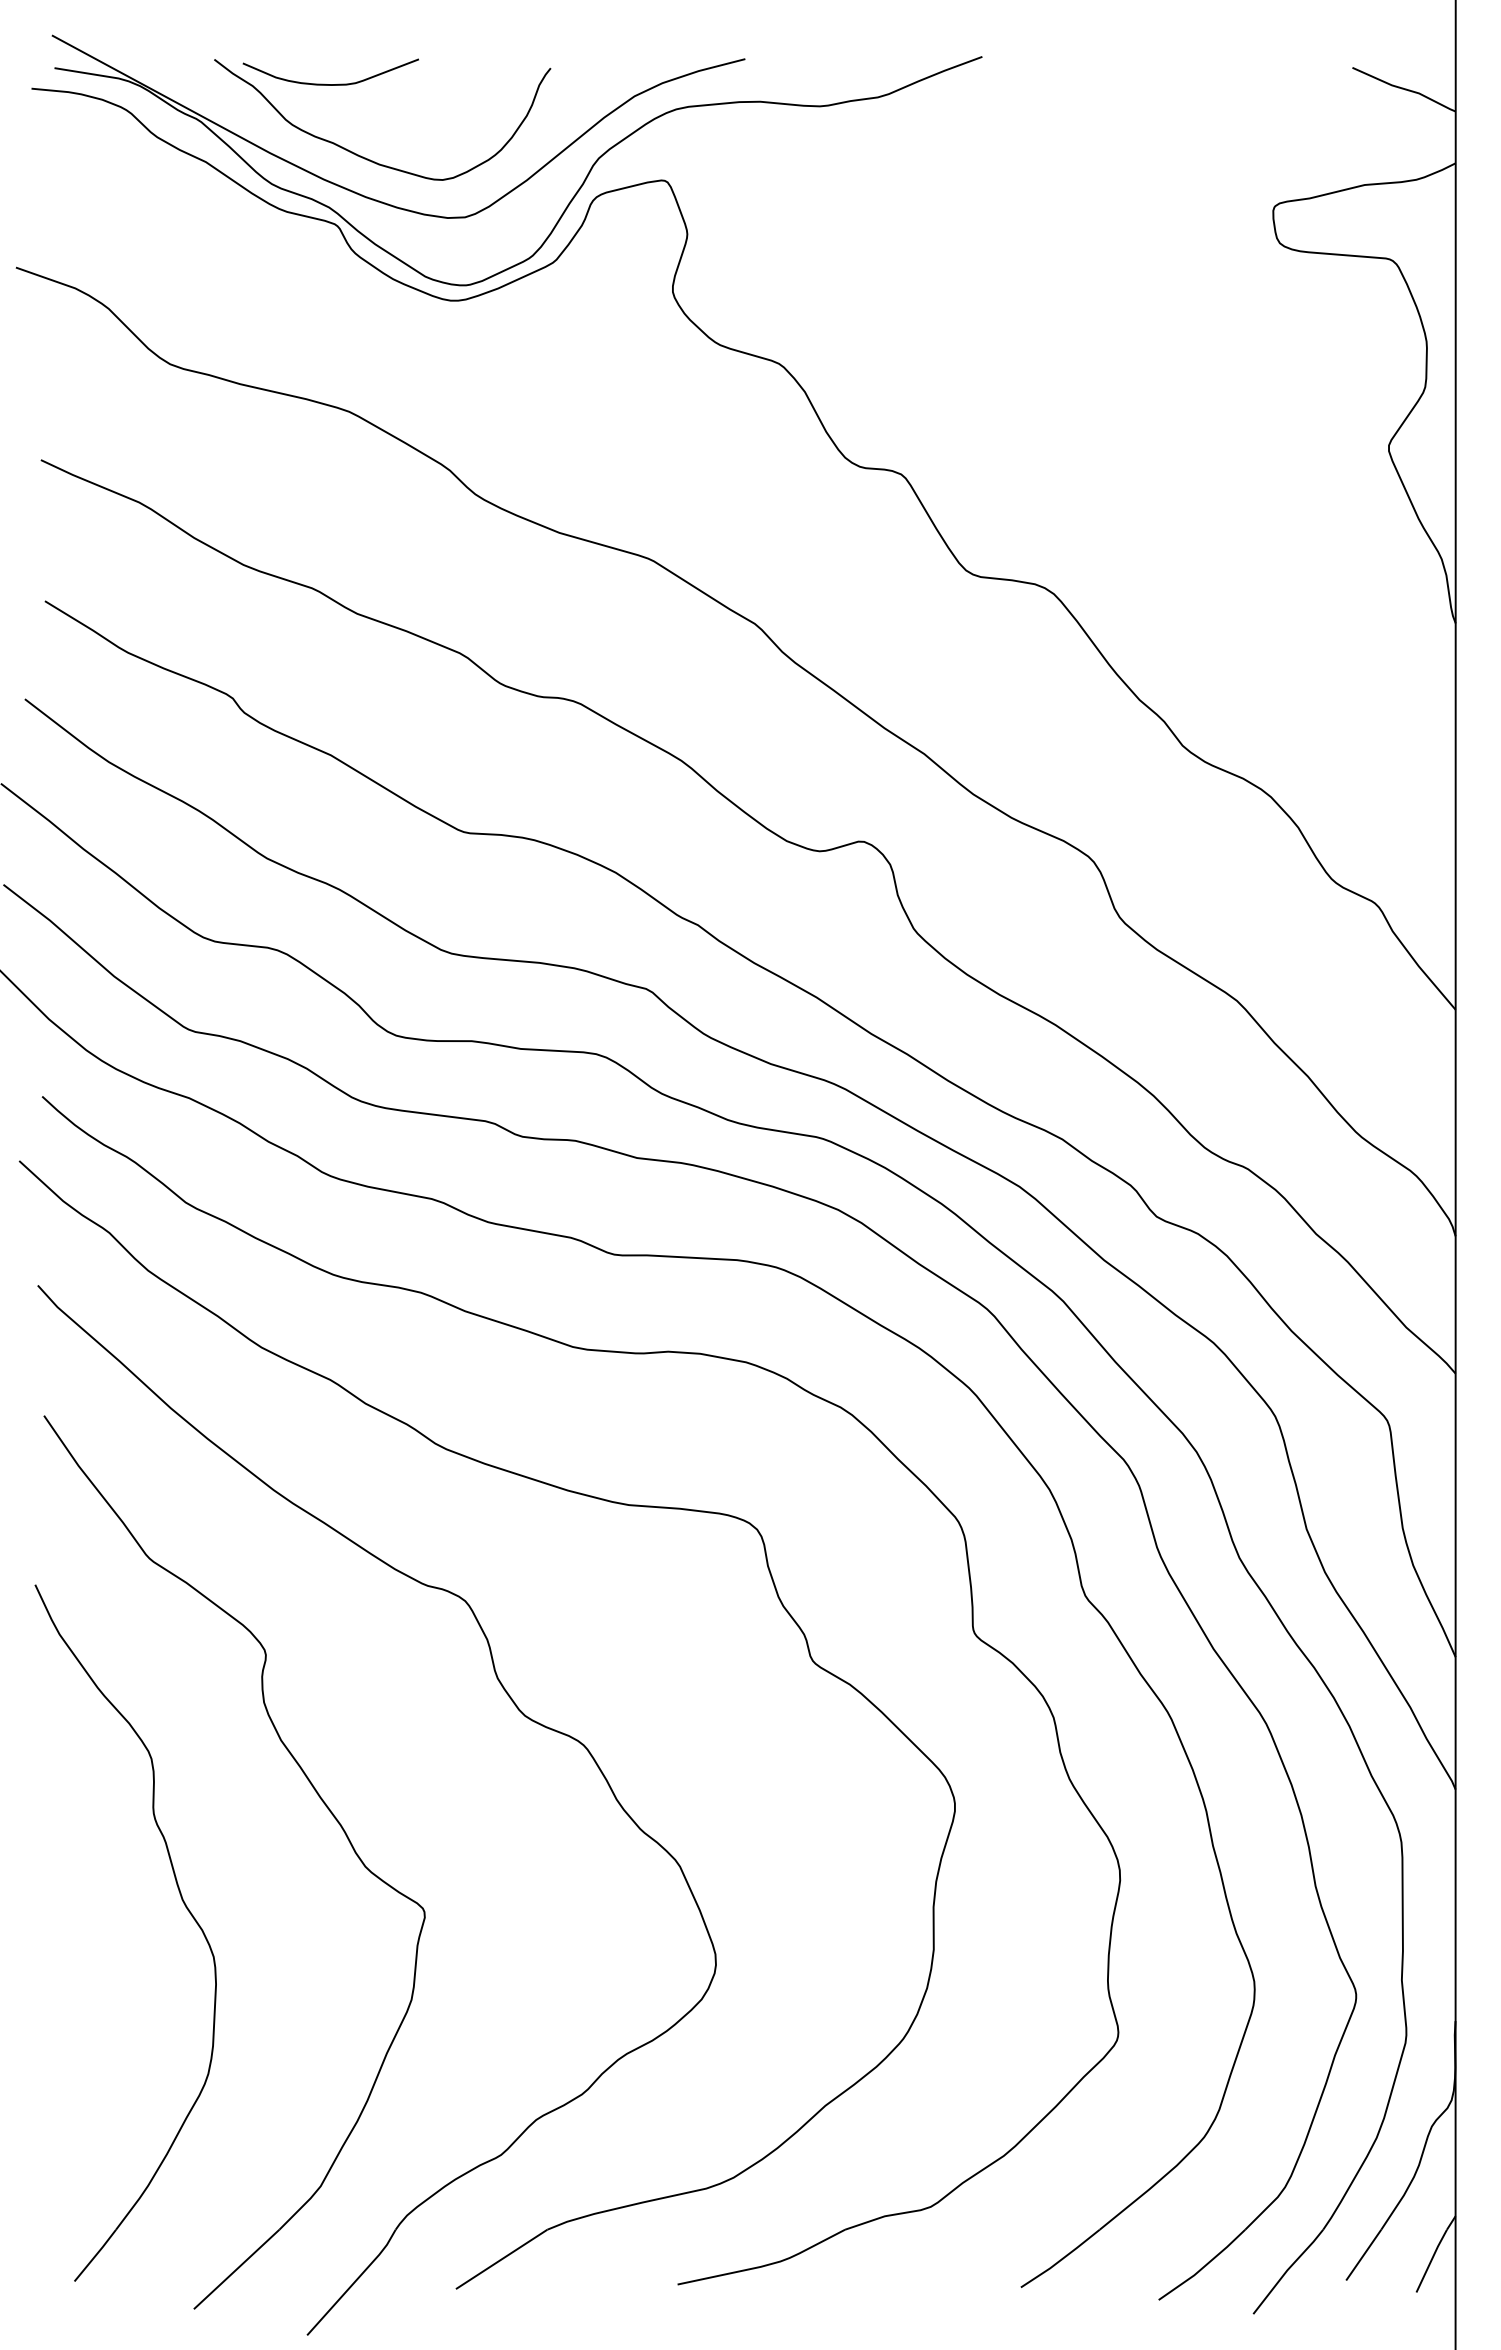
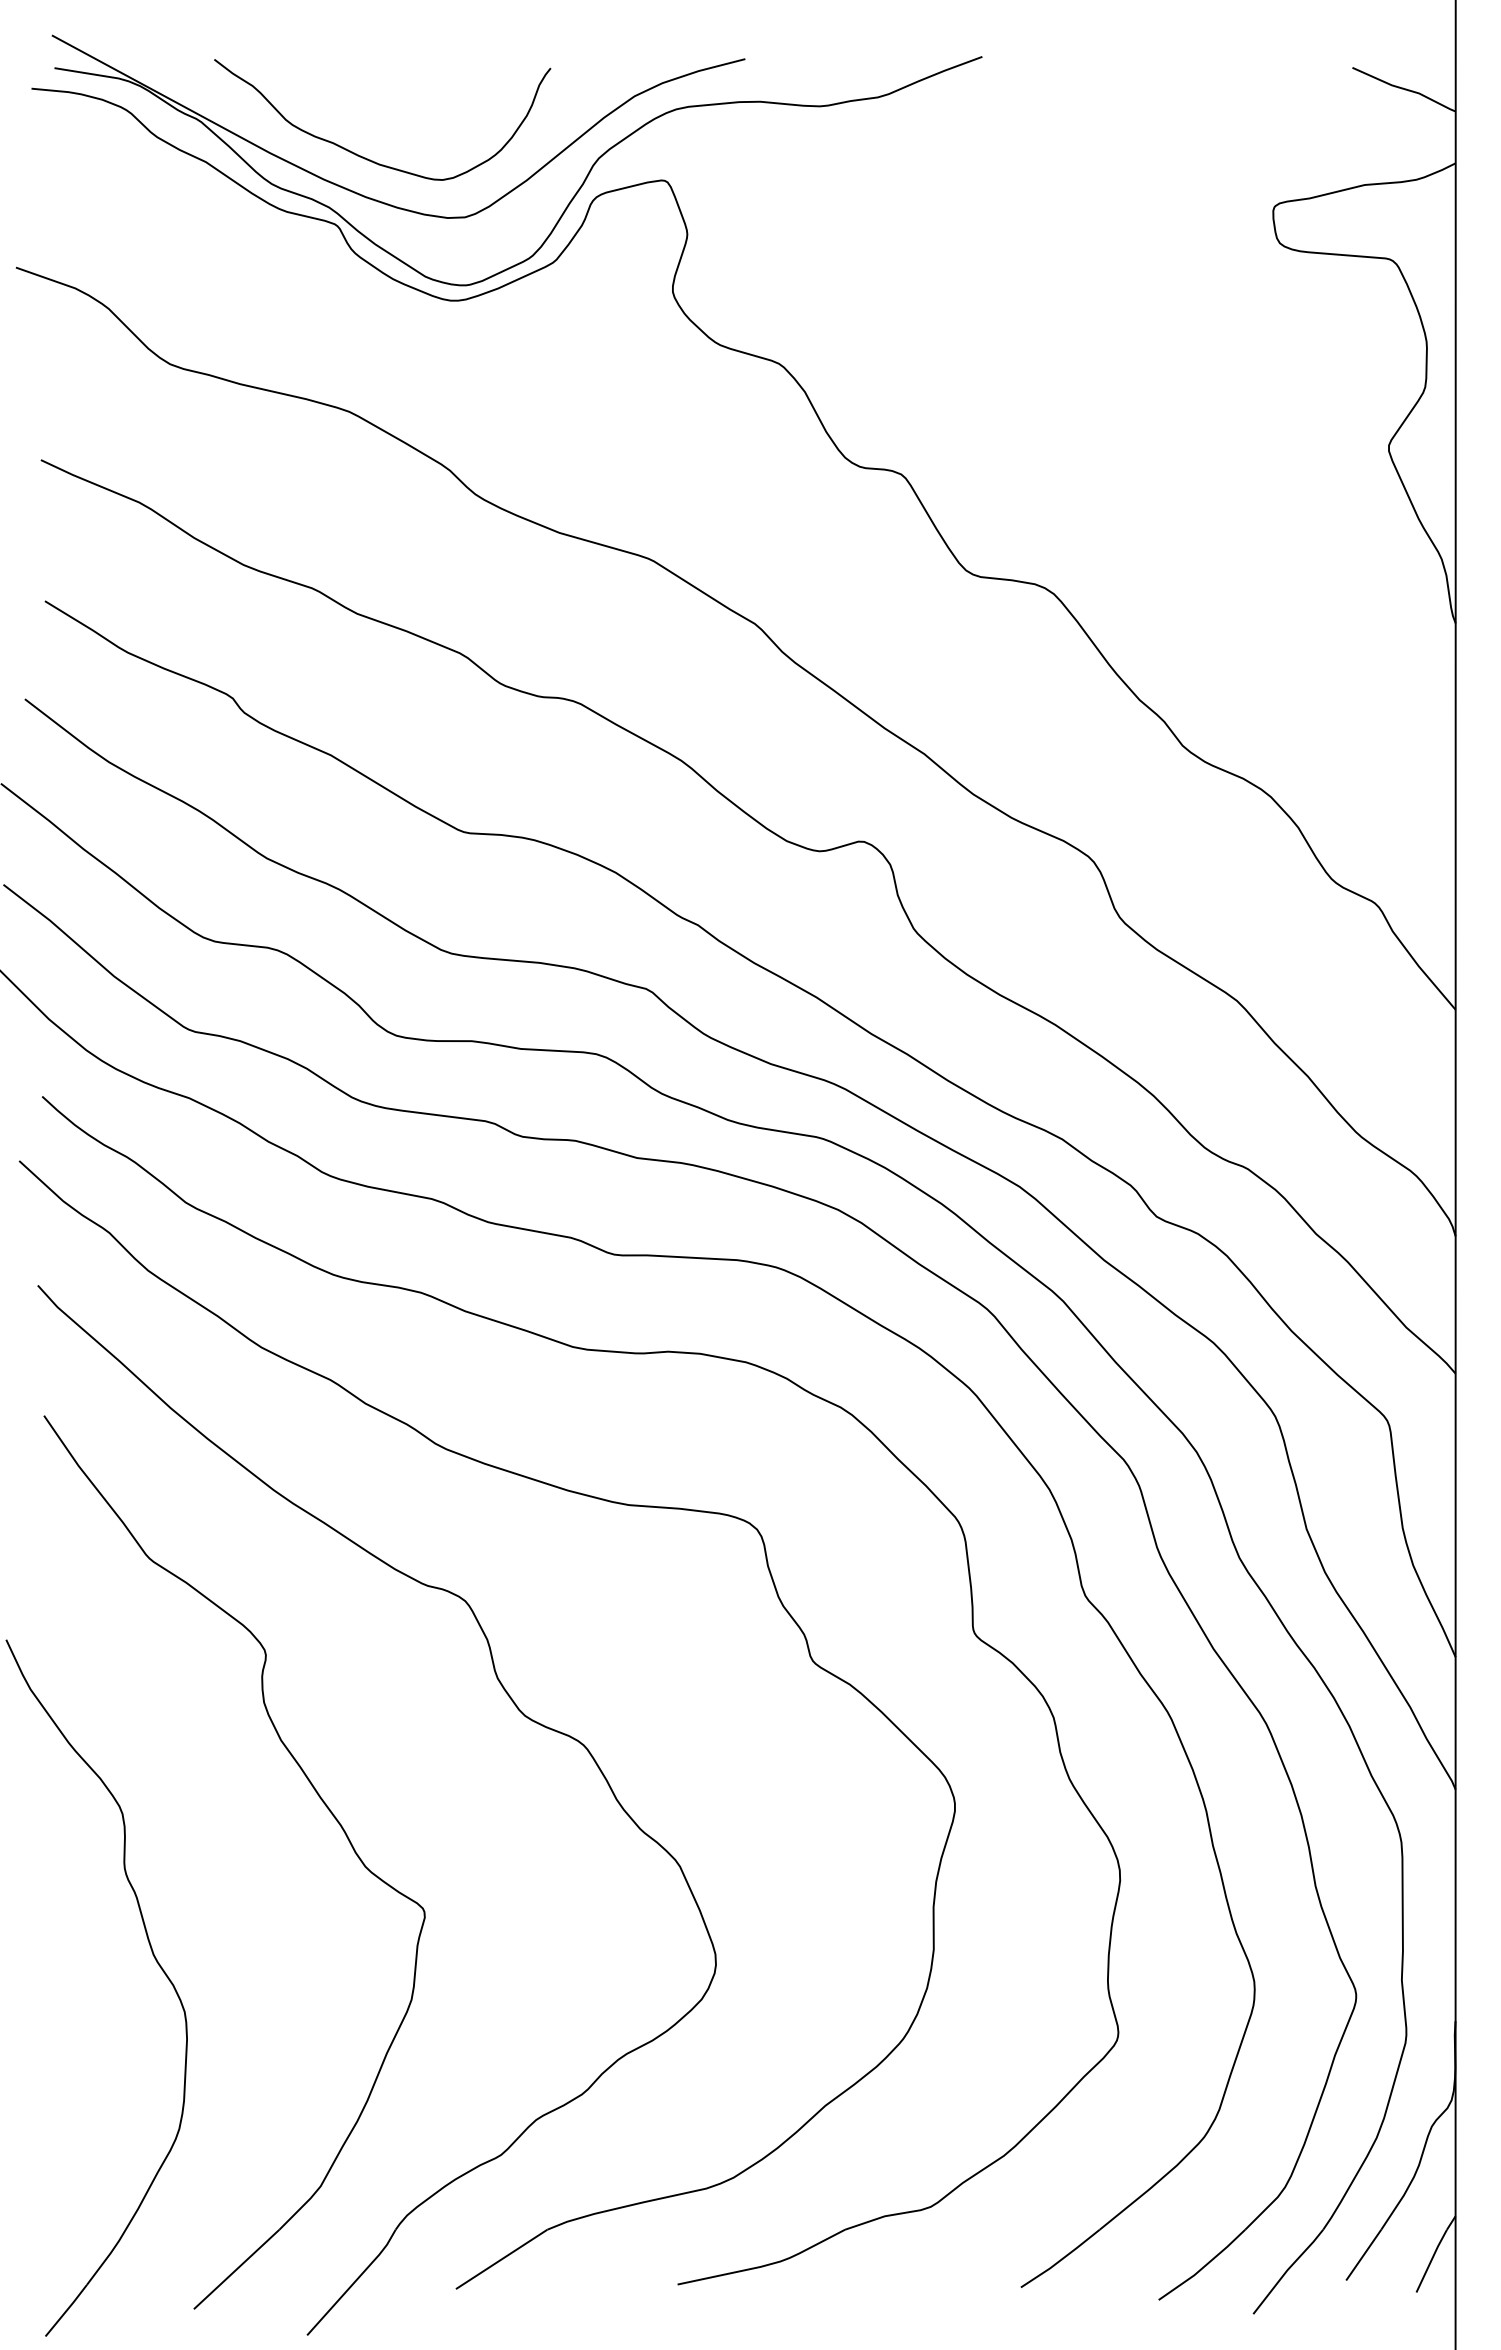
curve: present -> none (330, 84)
part position: (183, 1903) -> (154, 1958) (154, 1958)
